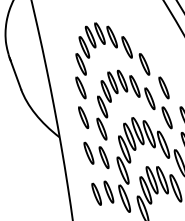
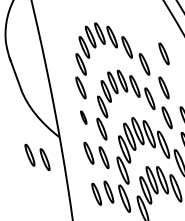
part: none -> present (163, 53)
part size: 12x23 px -> 8x15 px (83, 117)
part: none -> present (37, 157)
